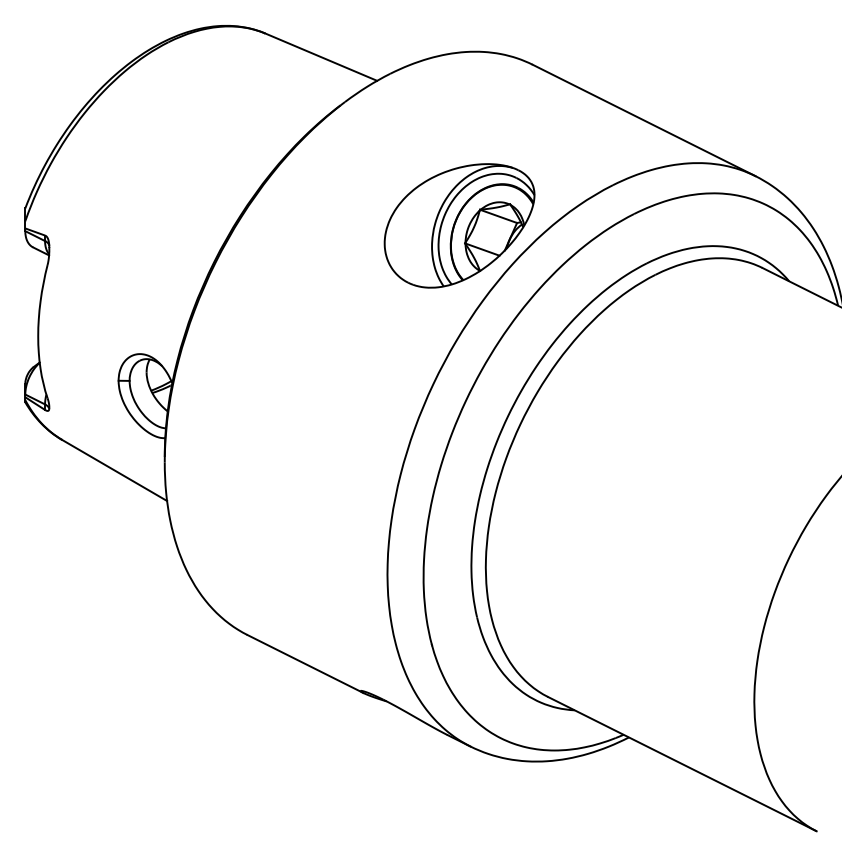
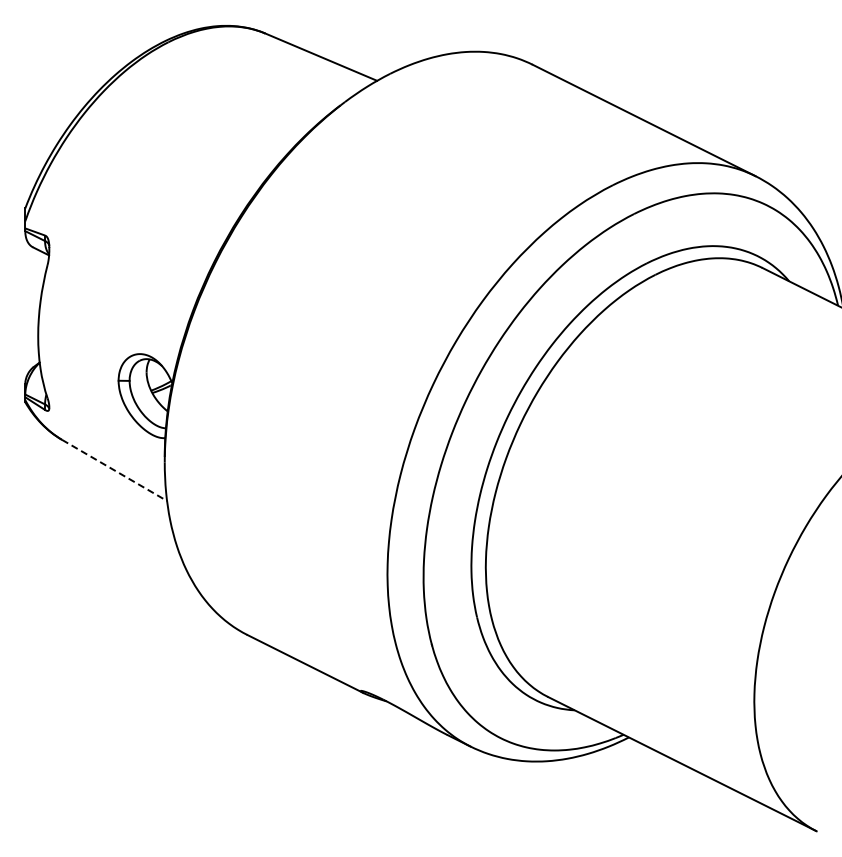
part: present -> none (459, 225)
line: solid -> dashed (114, 470)
